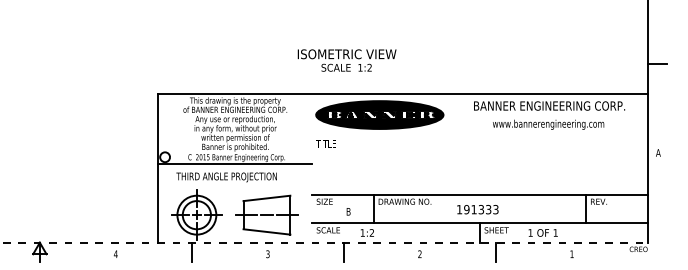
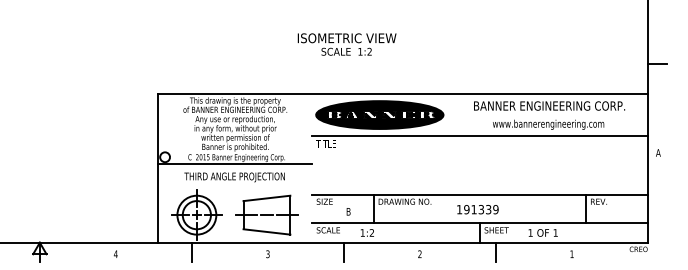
text position: (346, 60) -> (346, 44) (346, 44)
line: none -> present (480, 136)
text position: (226, 177) -> (234, 177) (234, 177)
text: 191333 -> 191339 (495, 209)
line: dashed -> solid (324, 242)
